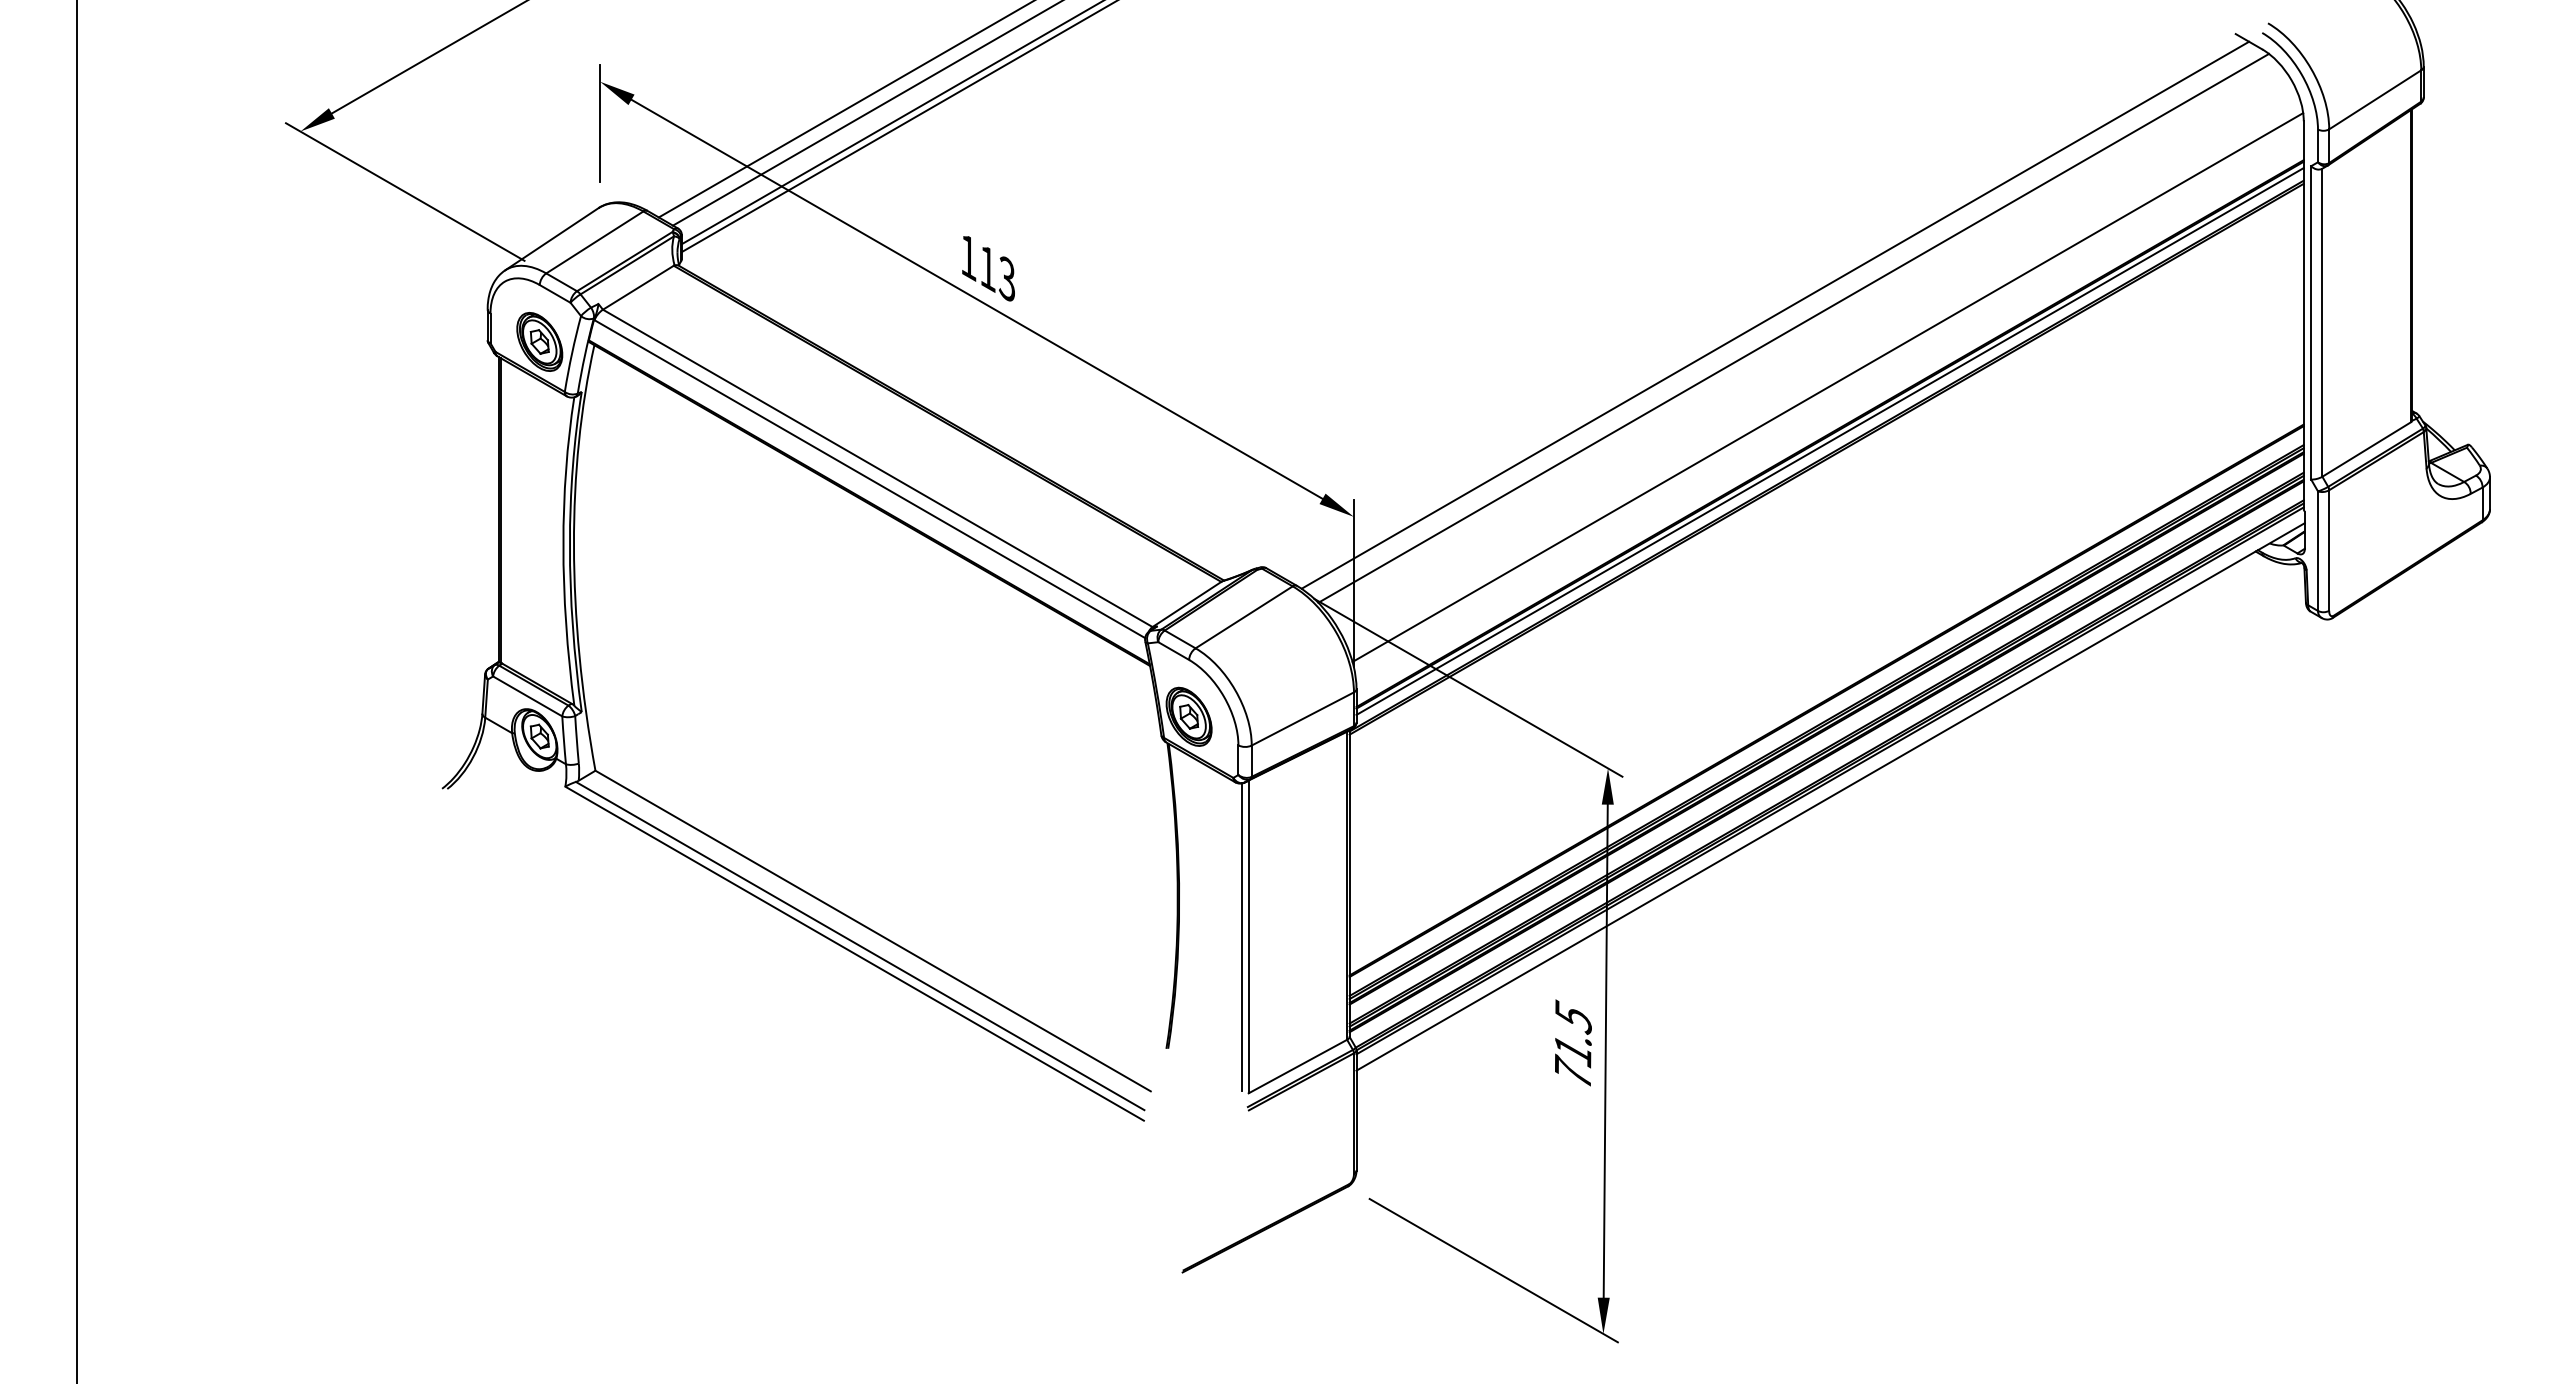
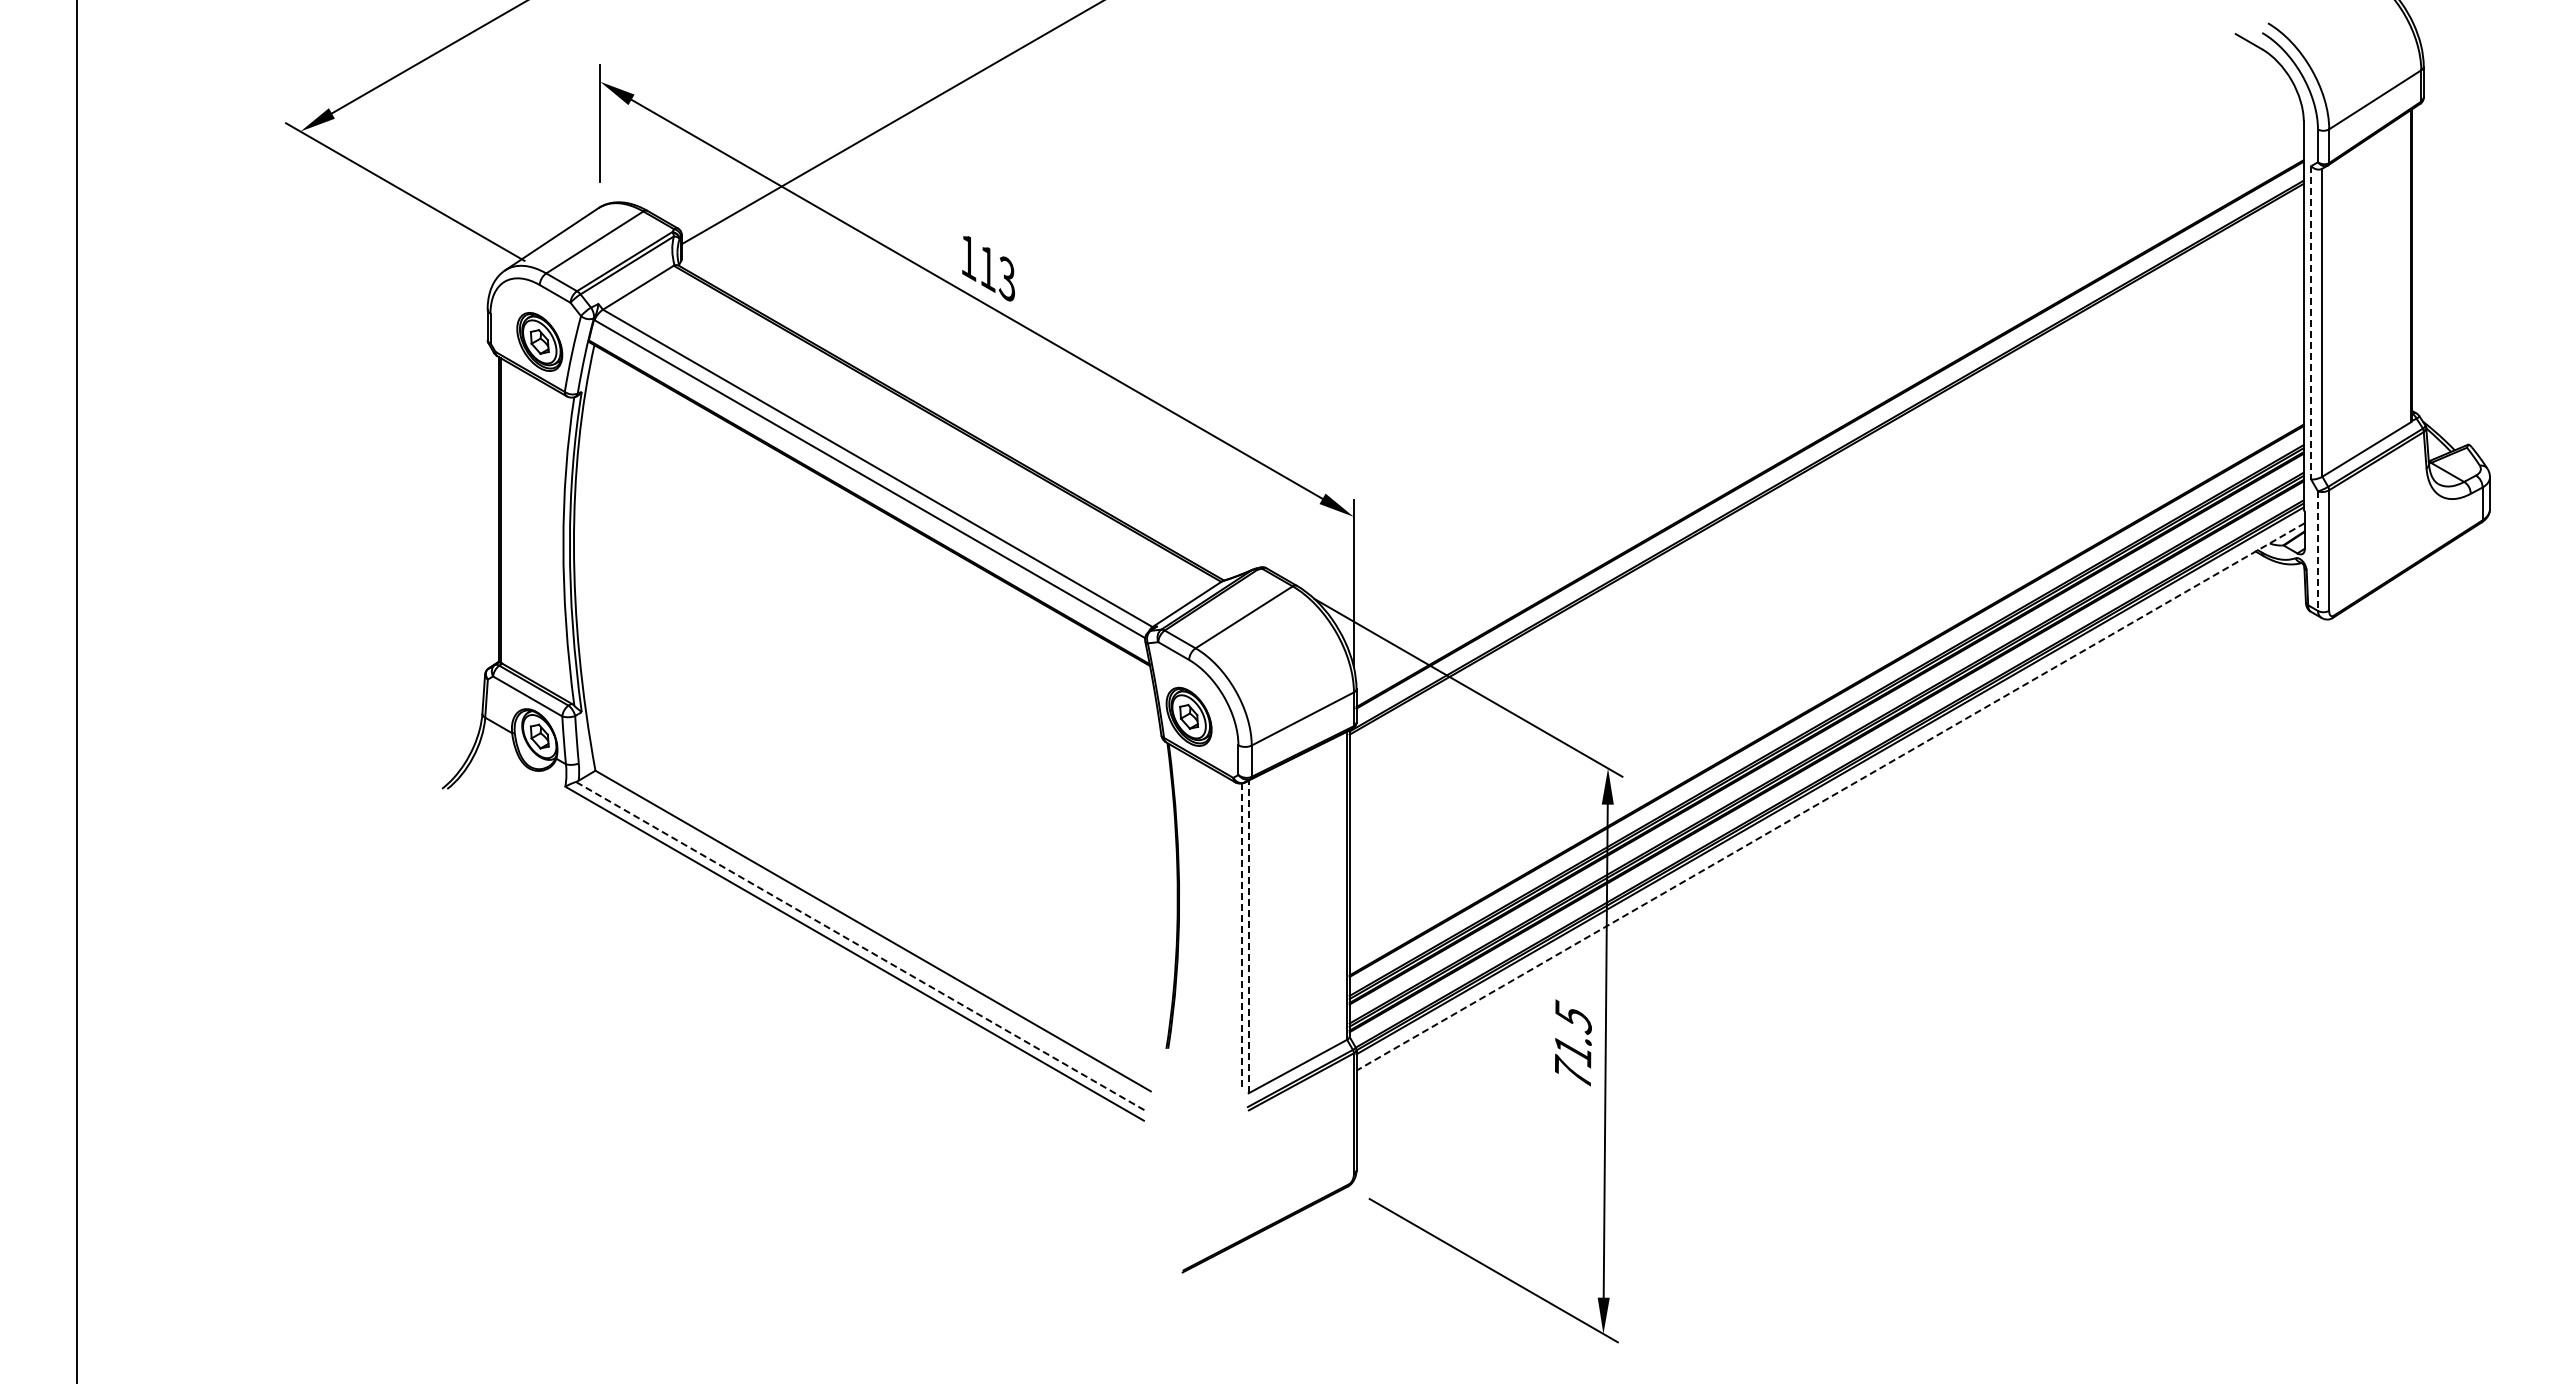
line: present -> none (844, 109)
line: present -> none (866, 113)
line: present -> none (897, 127)
line: present -> none (1775, 314)
line: solid -> dashed (2311, 322)
line: present -> none (1793, 327)
line: present -> none (1827, 387)
line: present -> none (1829, 441)
line: solid -> dashed (2318, 551)
line: solid -> dashed (1830, 797)
line: solid -> dashed (1248, 936)
line: solid -> dashed (1242, 937)
line: solid -> dashed (859, 945)
